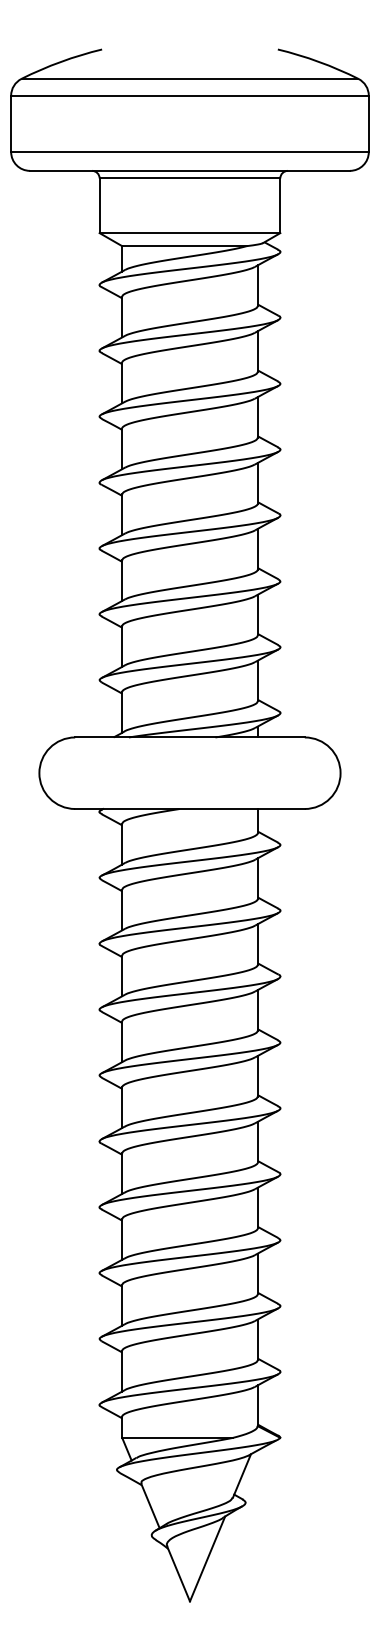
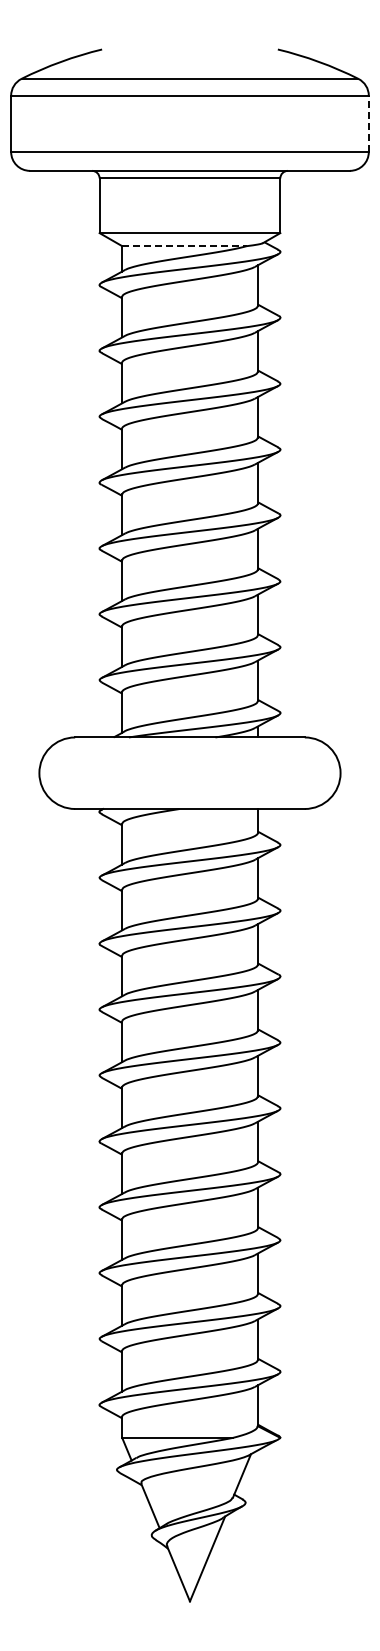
line: solid -> dashed (368, 123)
line: solid -> dashed (184, 246)
